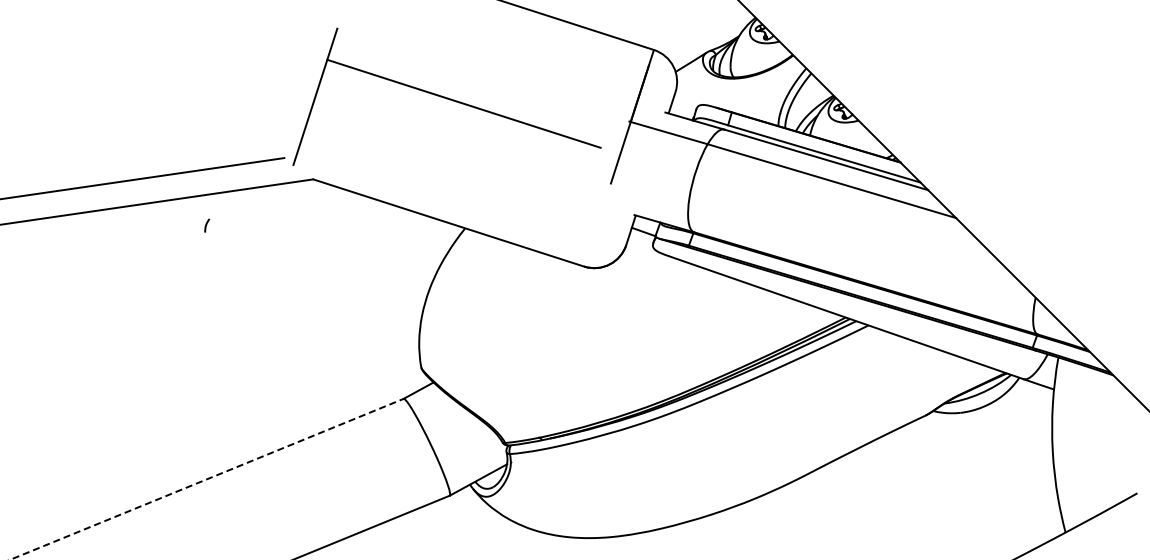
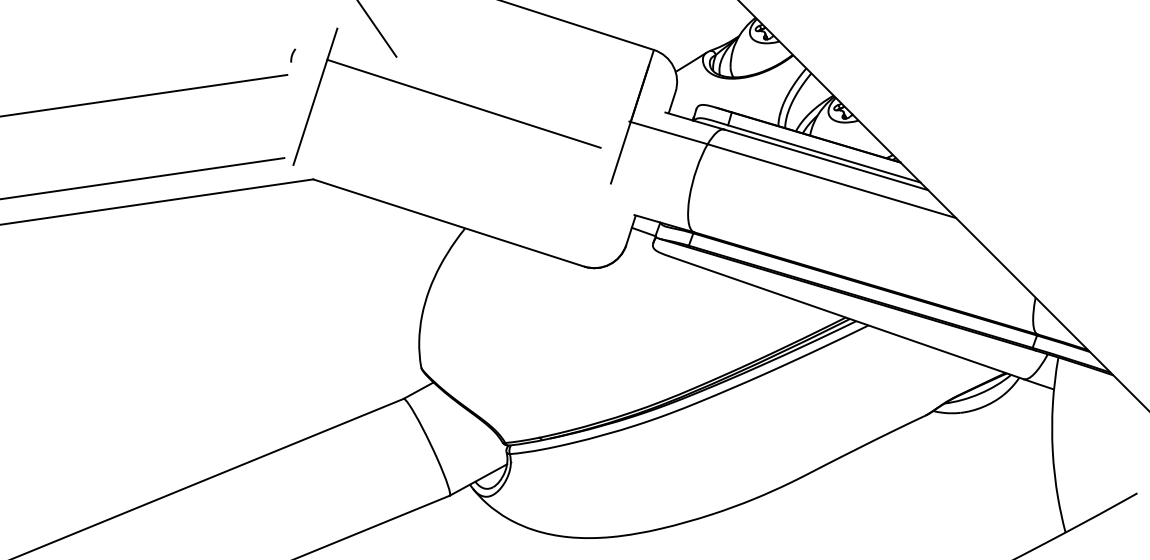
line: none -> present (377, 29)
line: none -> present (144, 95)
curve position: (207, 224) -> (293, 54) (293, 54)
line: dashed -> solid (207, 479)
